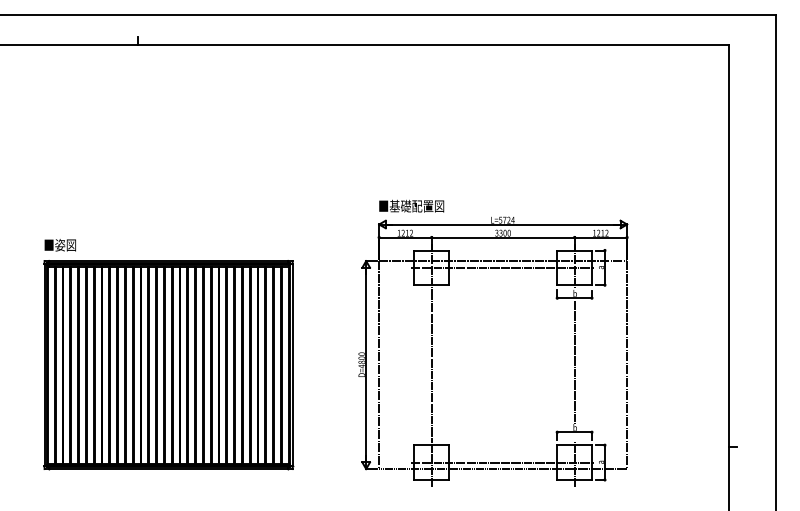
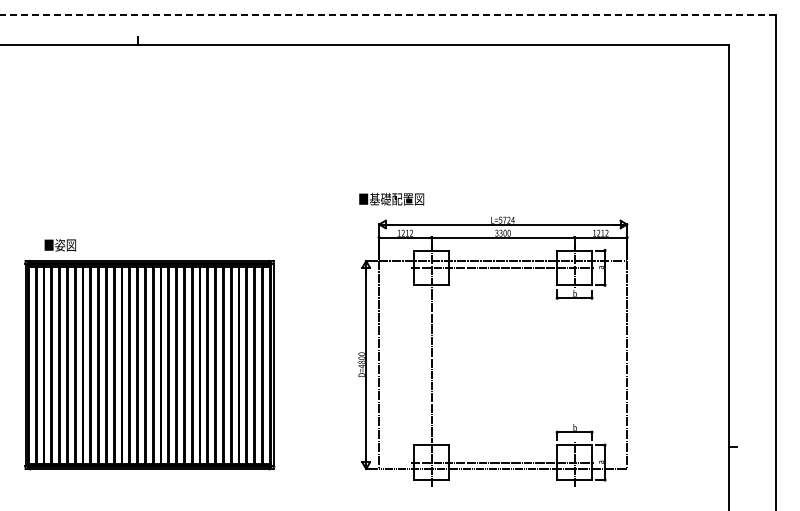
line: solid -> dashed (388, 15)
text position: (411, 205) -> (391, 198) (391, 198)
line: present -> none (574, 362)
part position: (168, 365) -> (149, 365) (149, 365)
